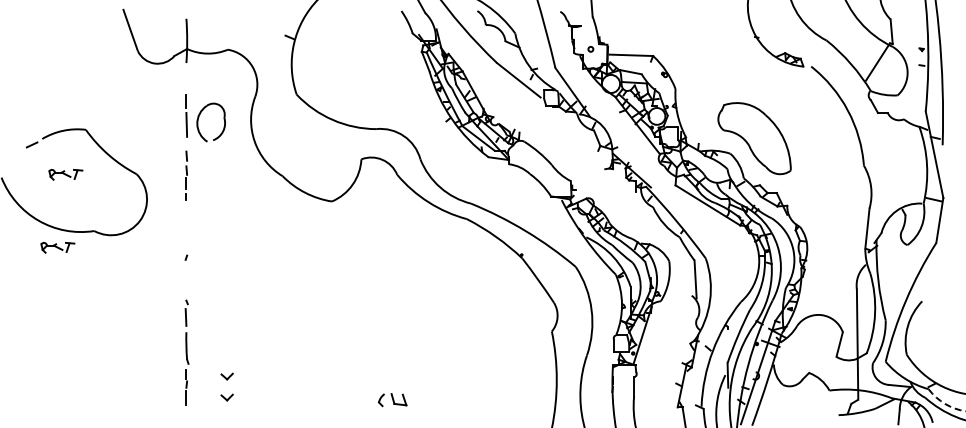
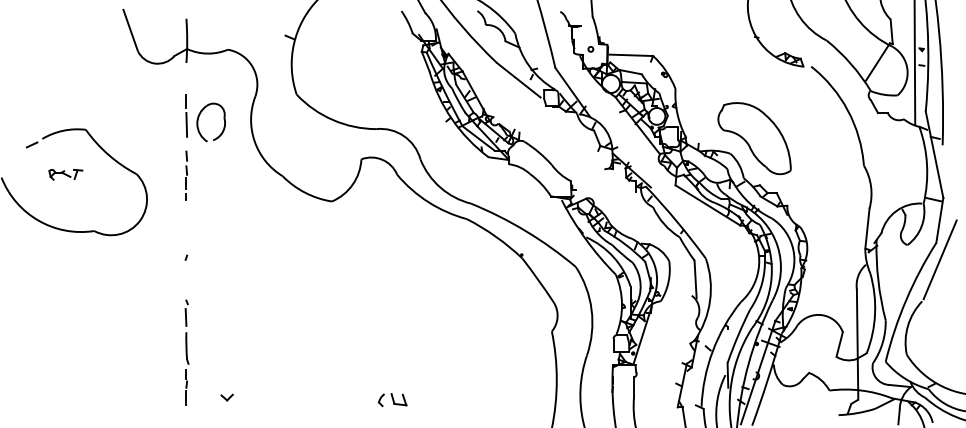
line: none -> present (914, 63)
part: present -> none (57, 247)
line: none -> present (939, 259)
part: present -> none (226, 376)
arc: dashed -> solid (945, 403)
